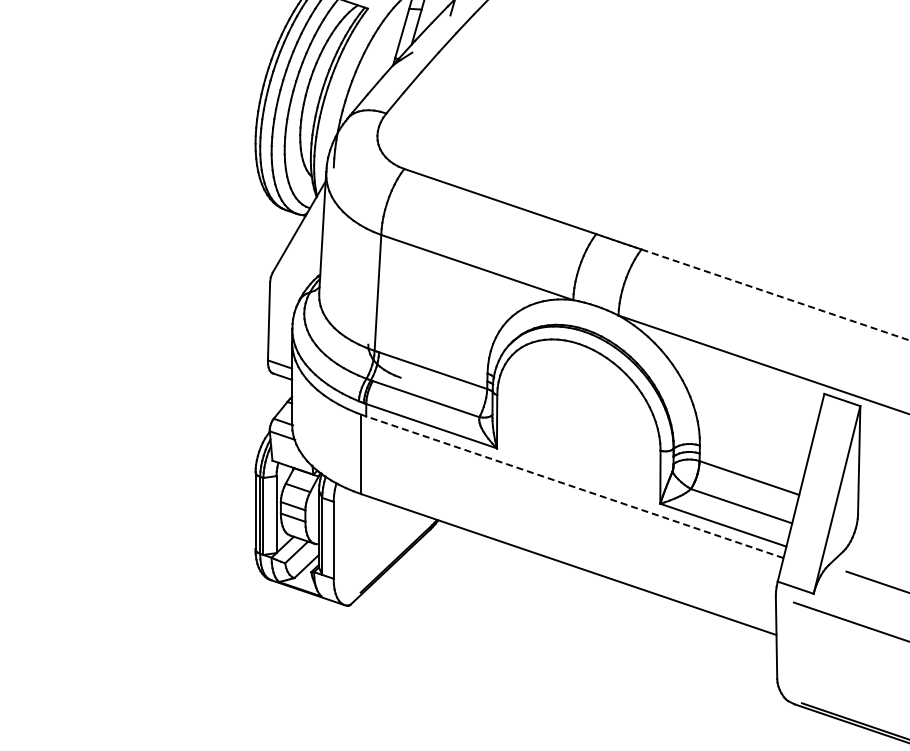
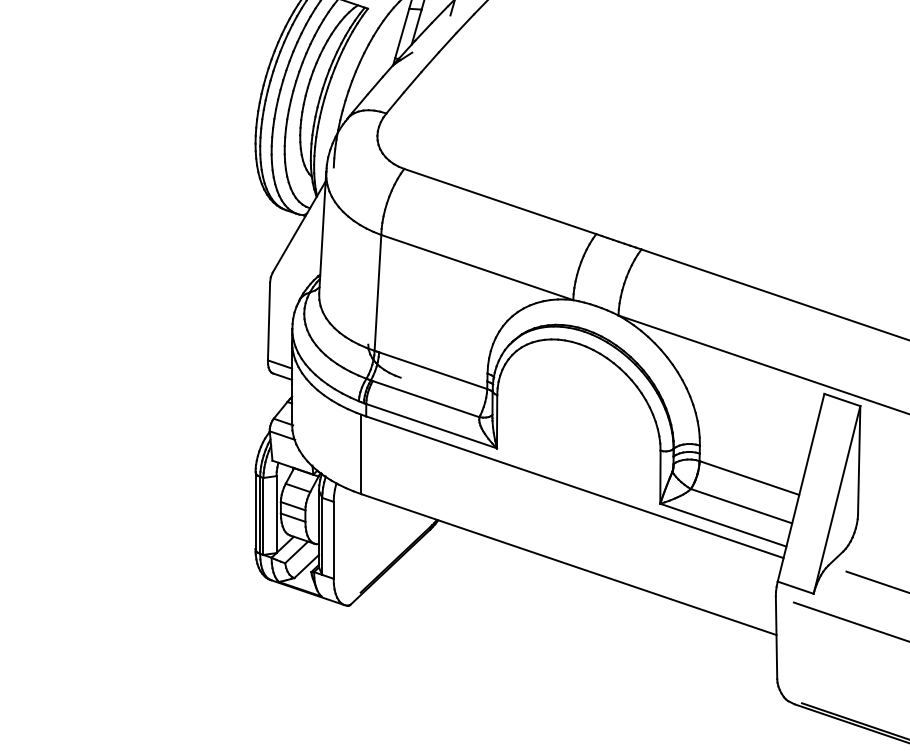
line: dashed -> solid (775, 295)
line: dashed -> solid (574, 487)
